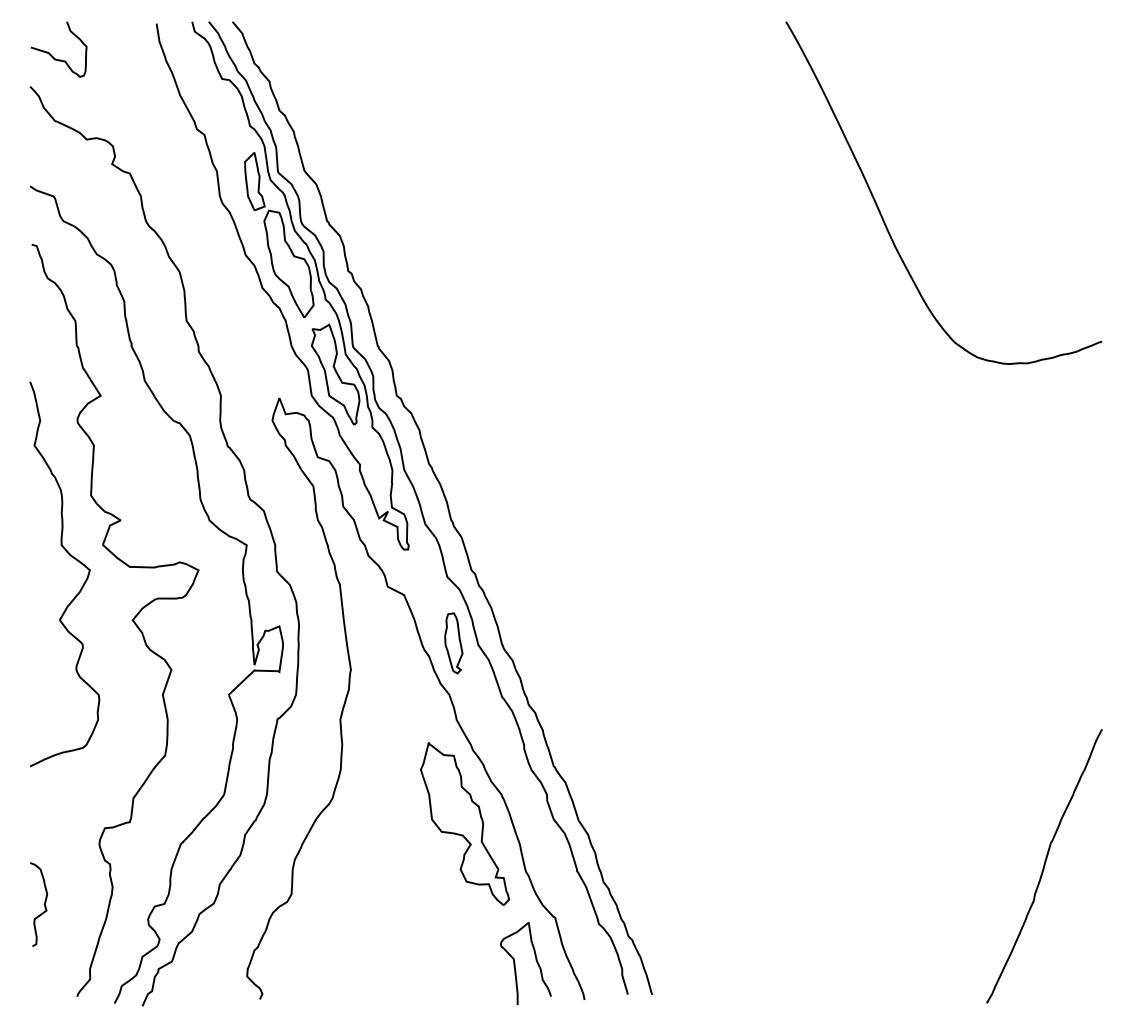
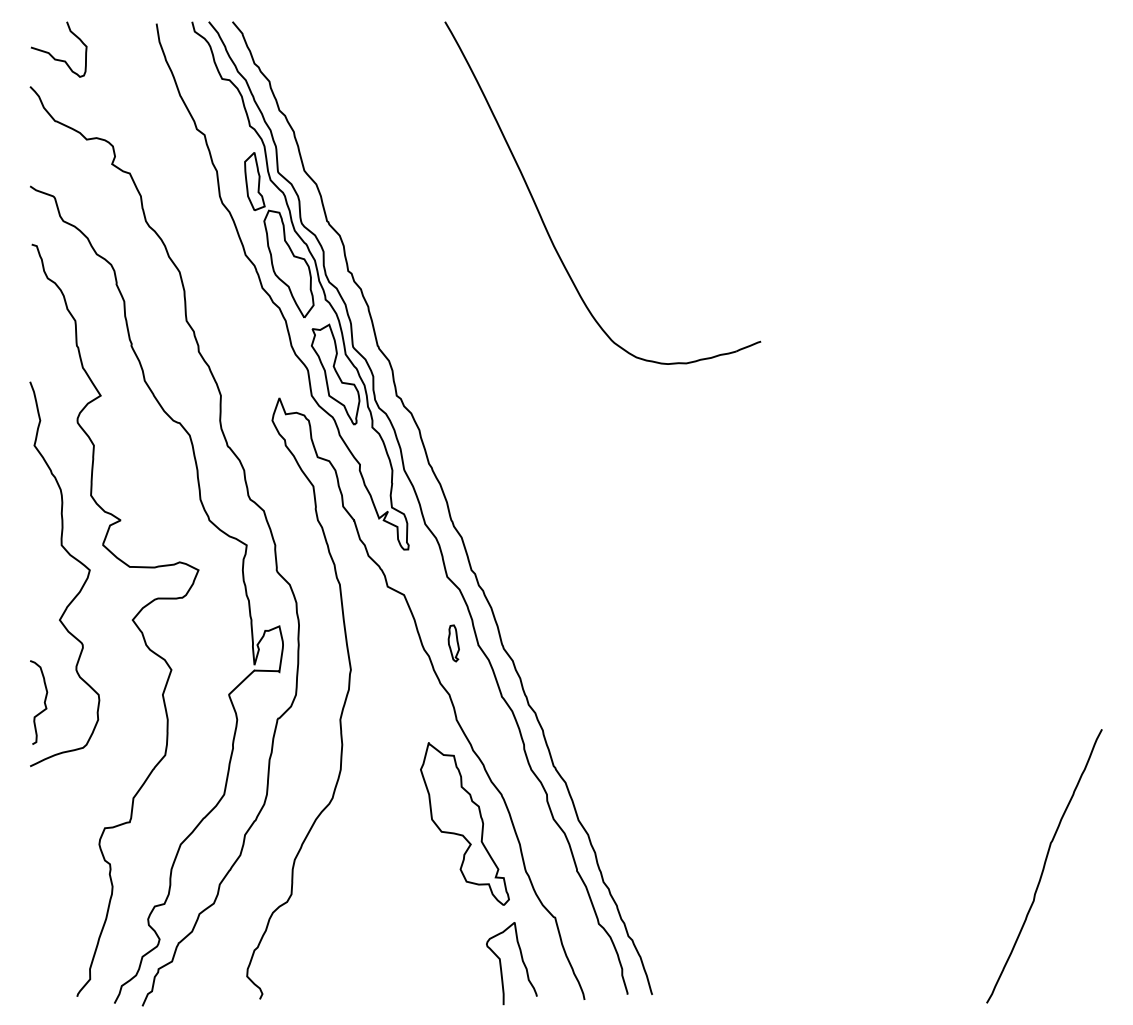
part position: (883, 217) -> (542, 217) (542, 217)
part size: 20x63 px -> 13x39 px (453, 643)
curve position: (43, 904) -> (43, 702) (43, 702)
curve position: (515, 963) -> (501, 963) (501, 963)
